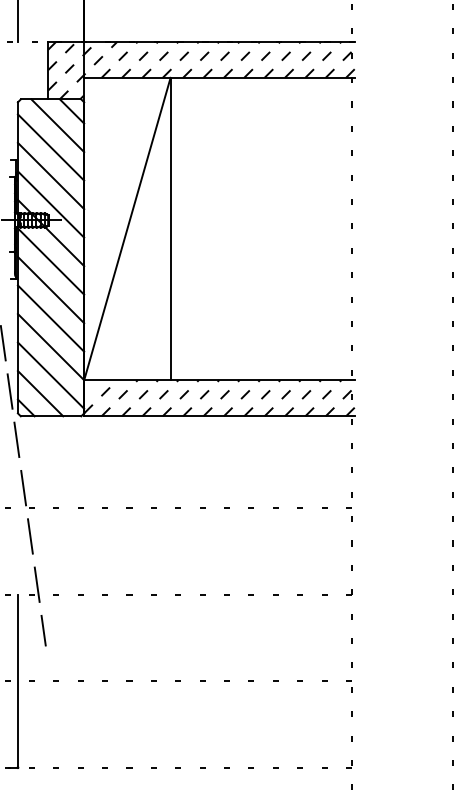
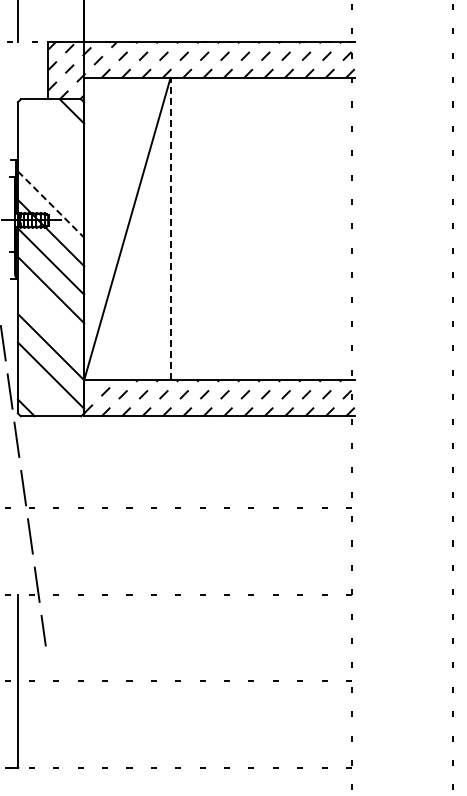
line: present -> none (57, 125)
line: present -> none (50, 147)
line: present -> none (50, 175)
line: solid -> dashed (51, 204)
line: solid -> dashed (170, 228)
line: present -> none (50, 318)
line: present -> none (40, 393)
